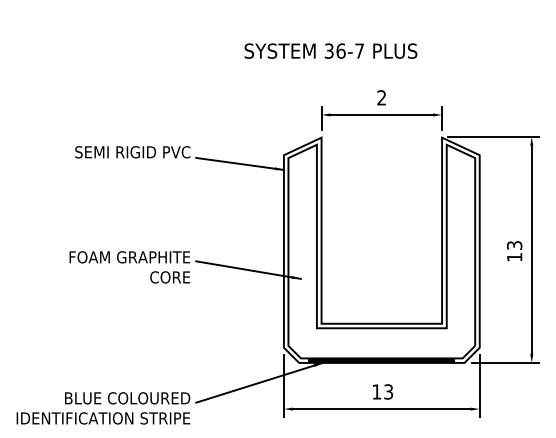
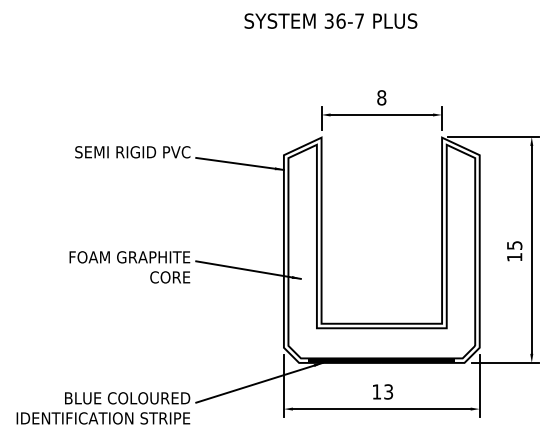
text position: (330, 50) -> (330, 20) (330, 20)
text: 2 -> 8 (381, 97)
text: 13 -> 15 (514, 245)
